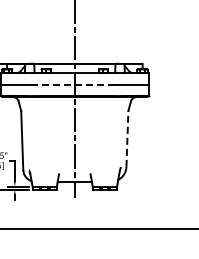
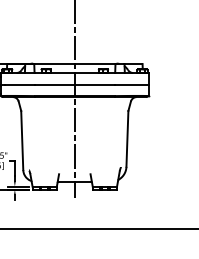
line: dashed -> solid (74, 85)
line: dashed -> solid (127, 138)
